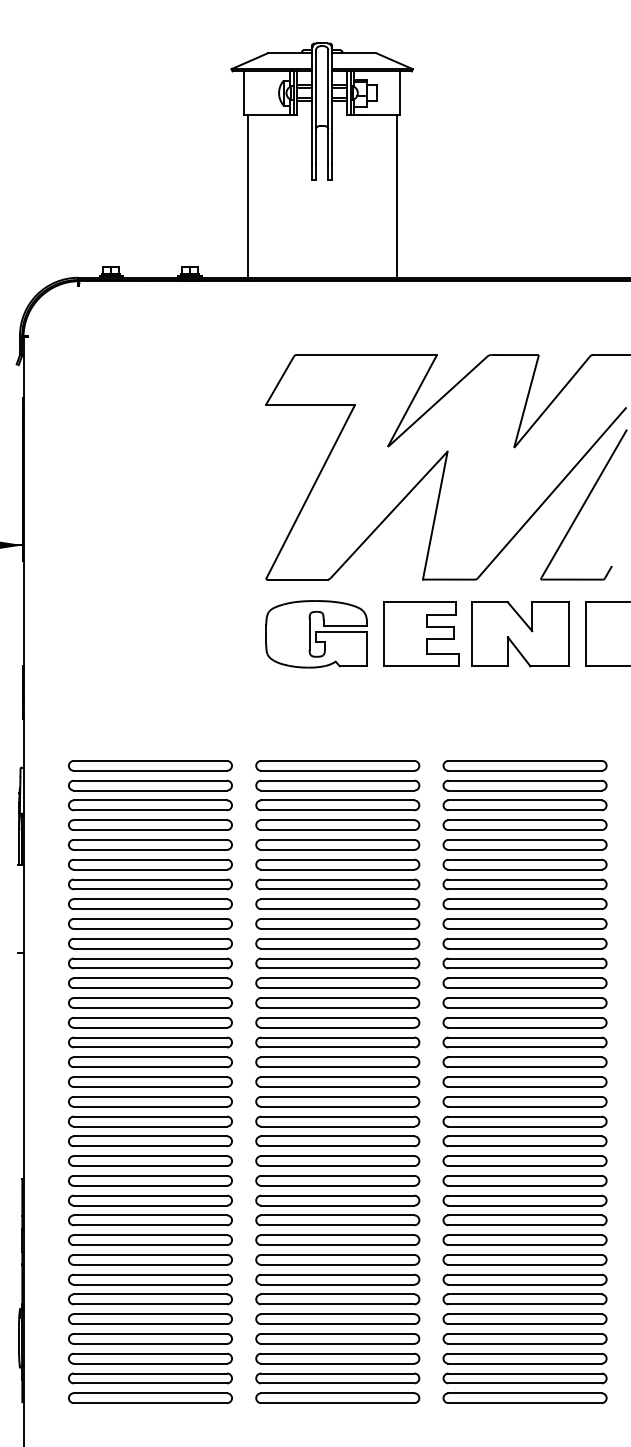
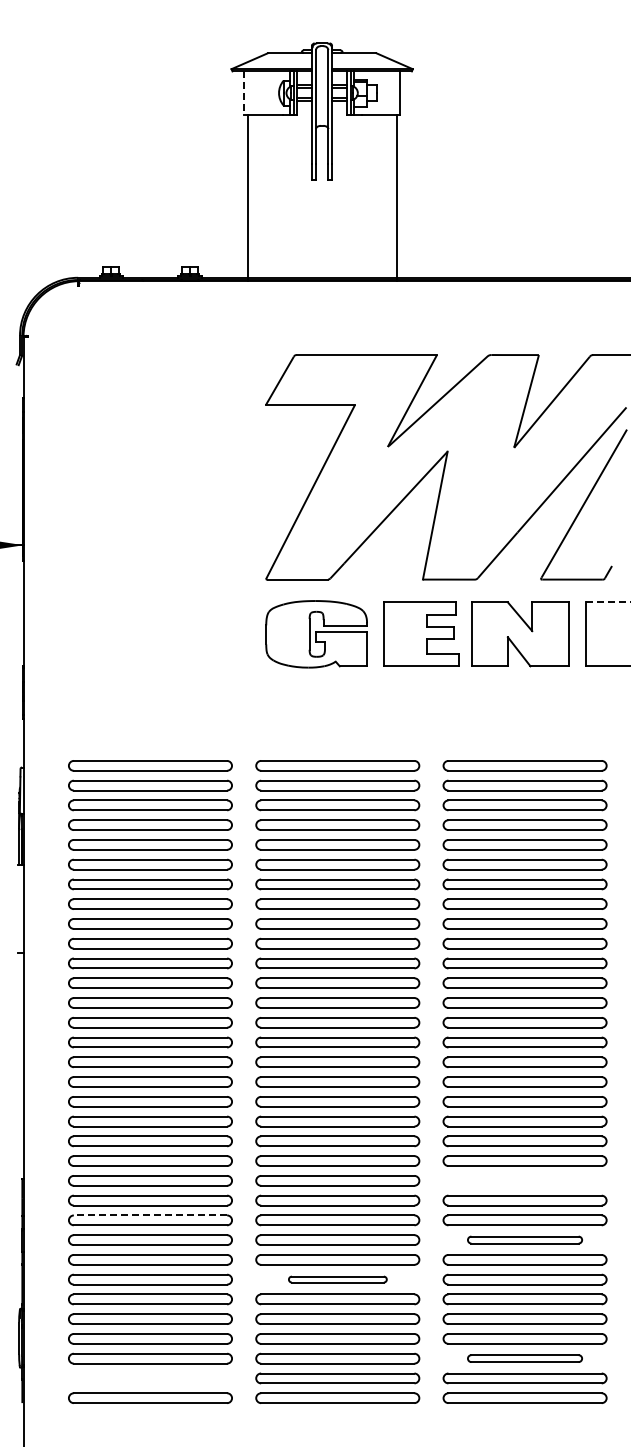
line: solid -> dashed (243, 93)
line: solid -> dashed (608, 602)
part: present -> none (524, 1180)
line: solid -> dashed (150, 1215)
part size: 166x12 px -> 116x10 px (524, 1239)
part size: 166x13 px -> 100x9 px (337, 1279)
part size: 166x13 px -> 116x9 px (524, 1358)
part: present -> none (150, 1378)
